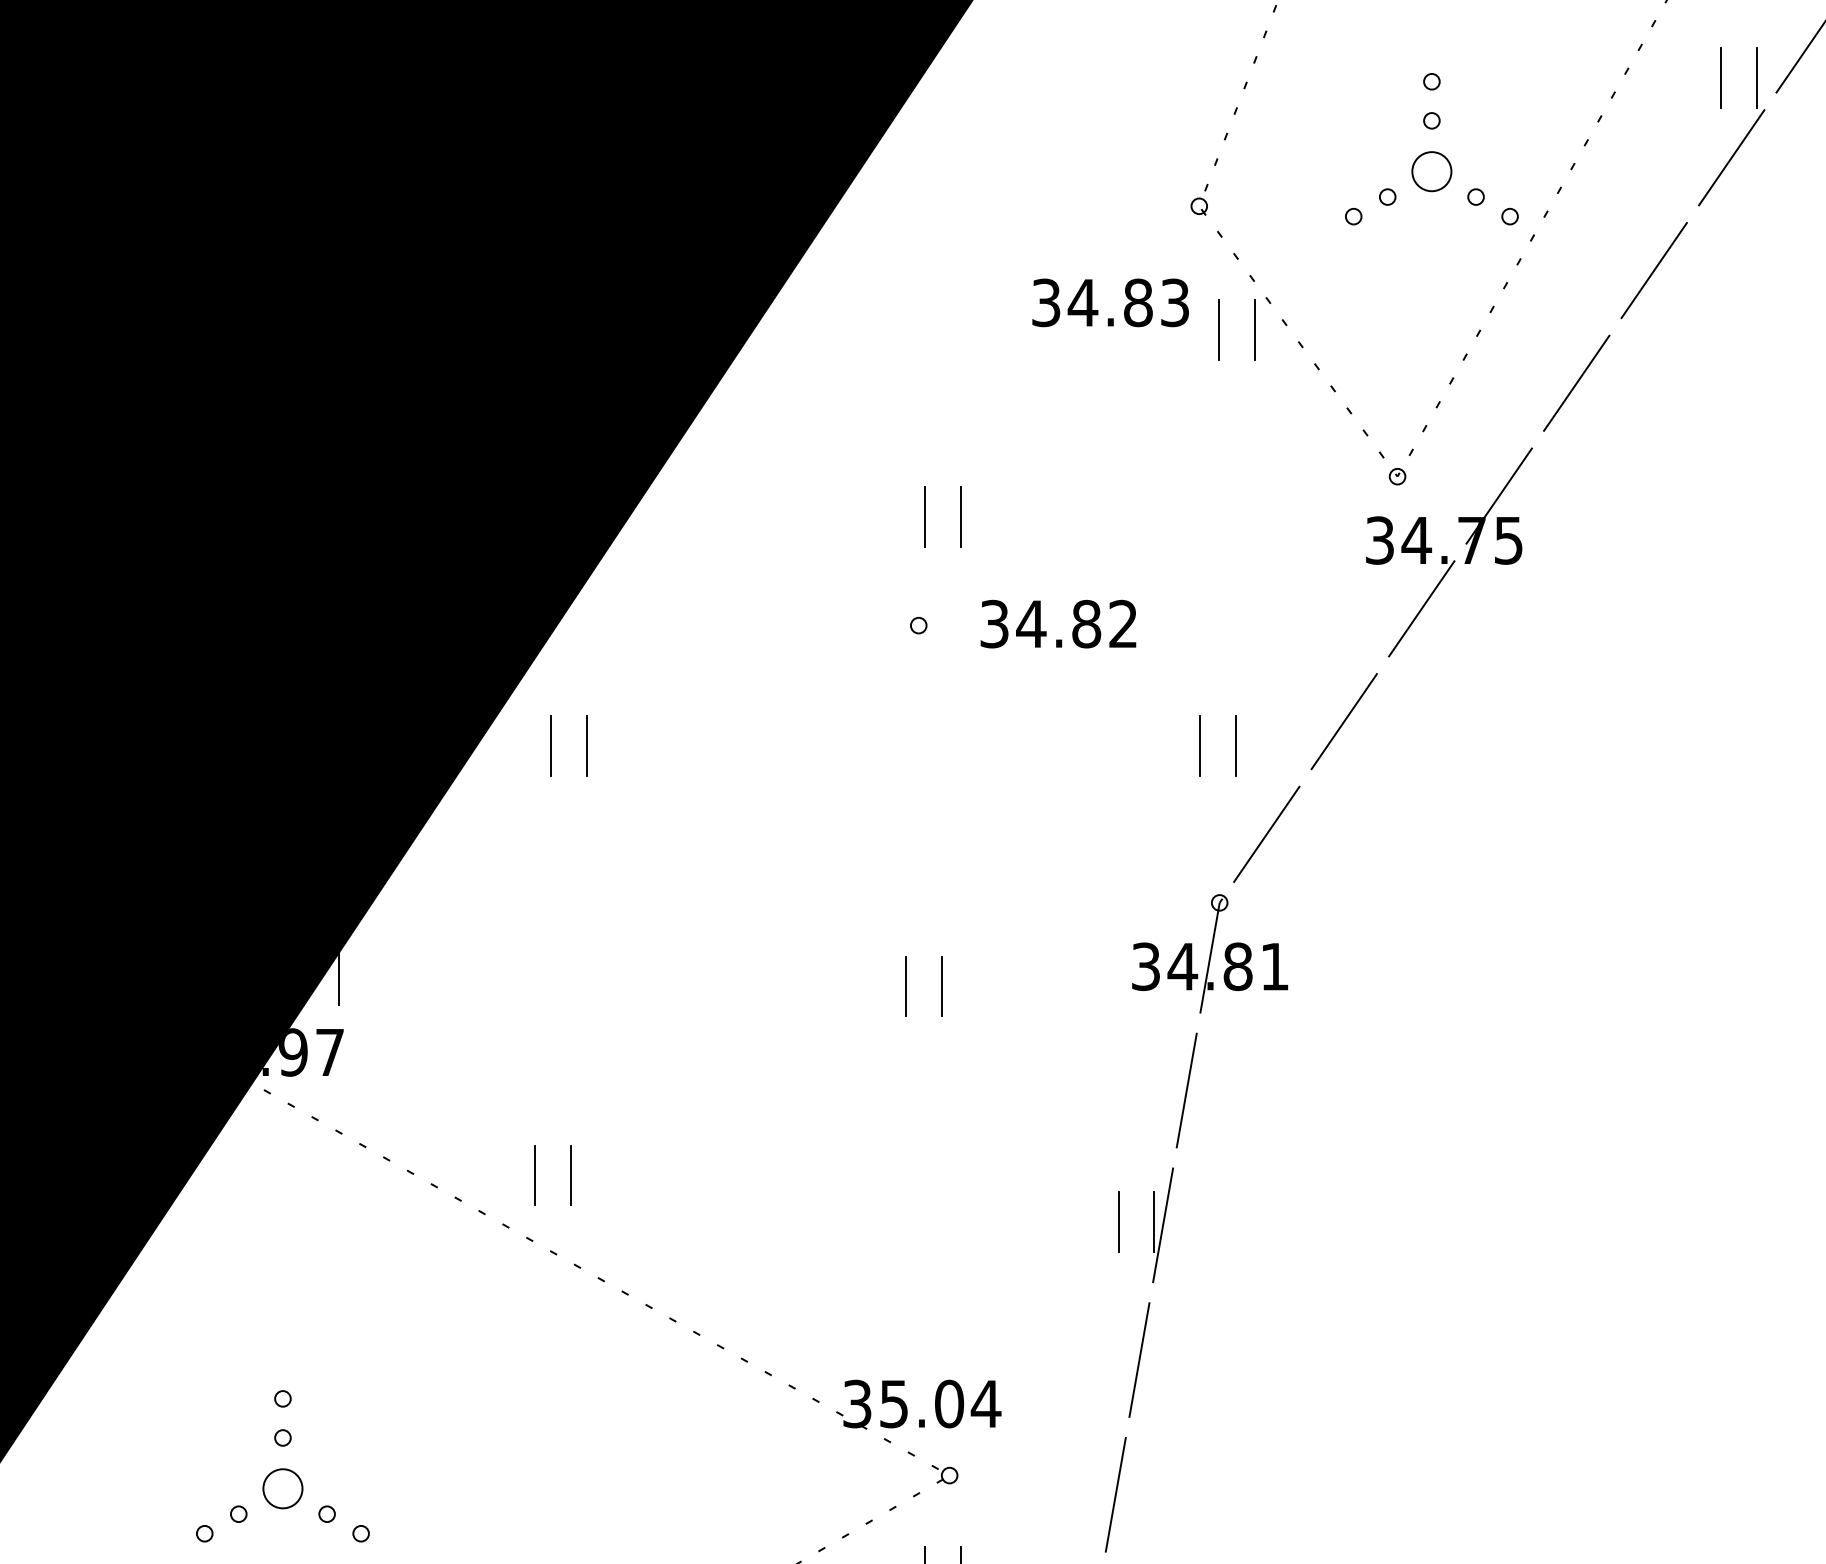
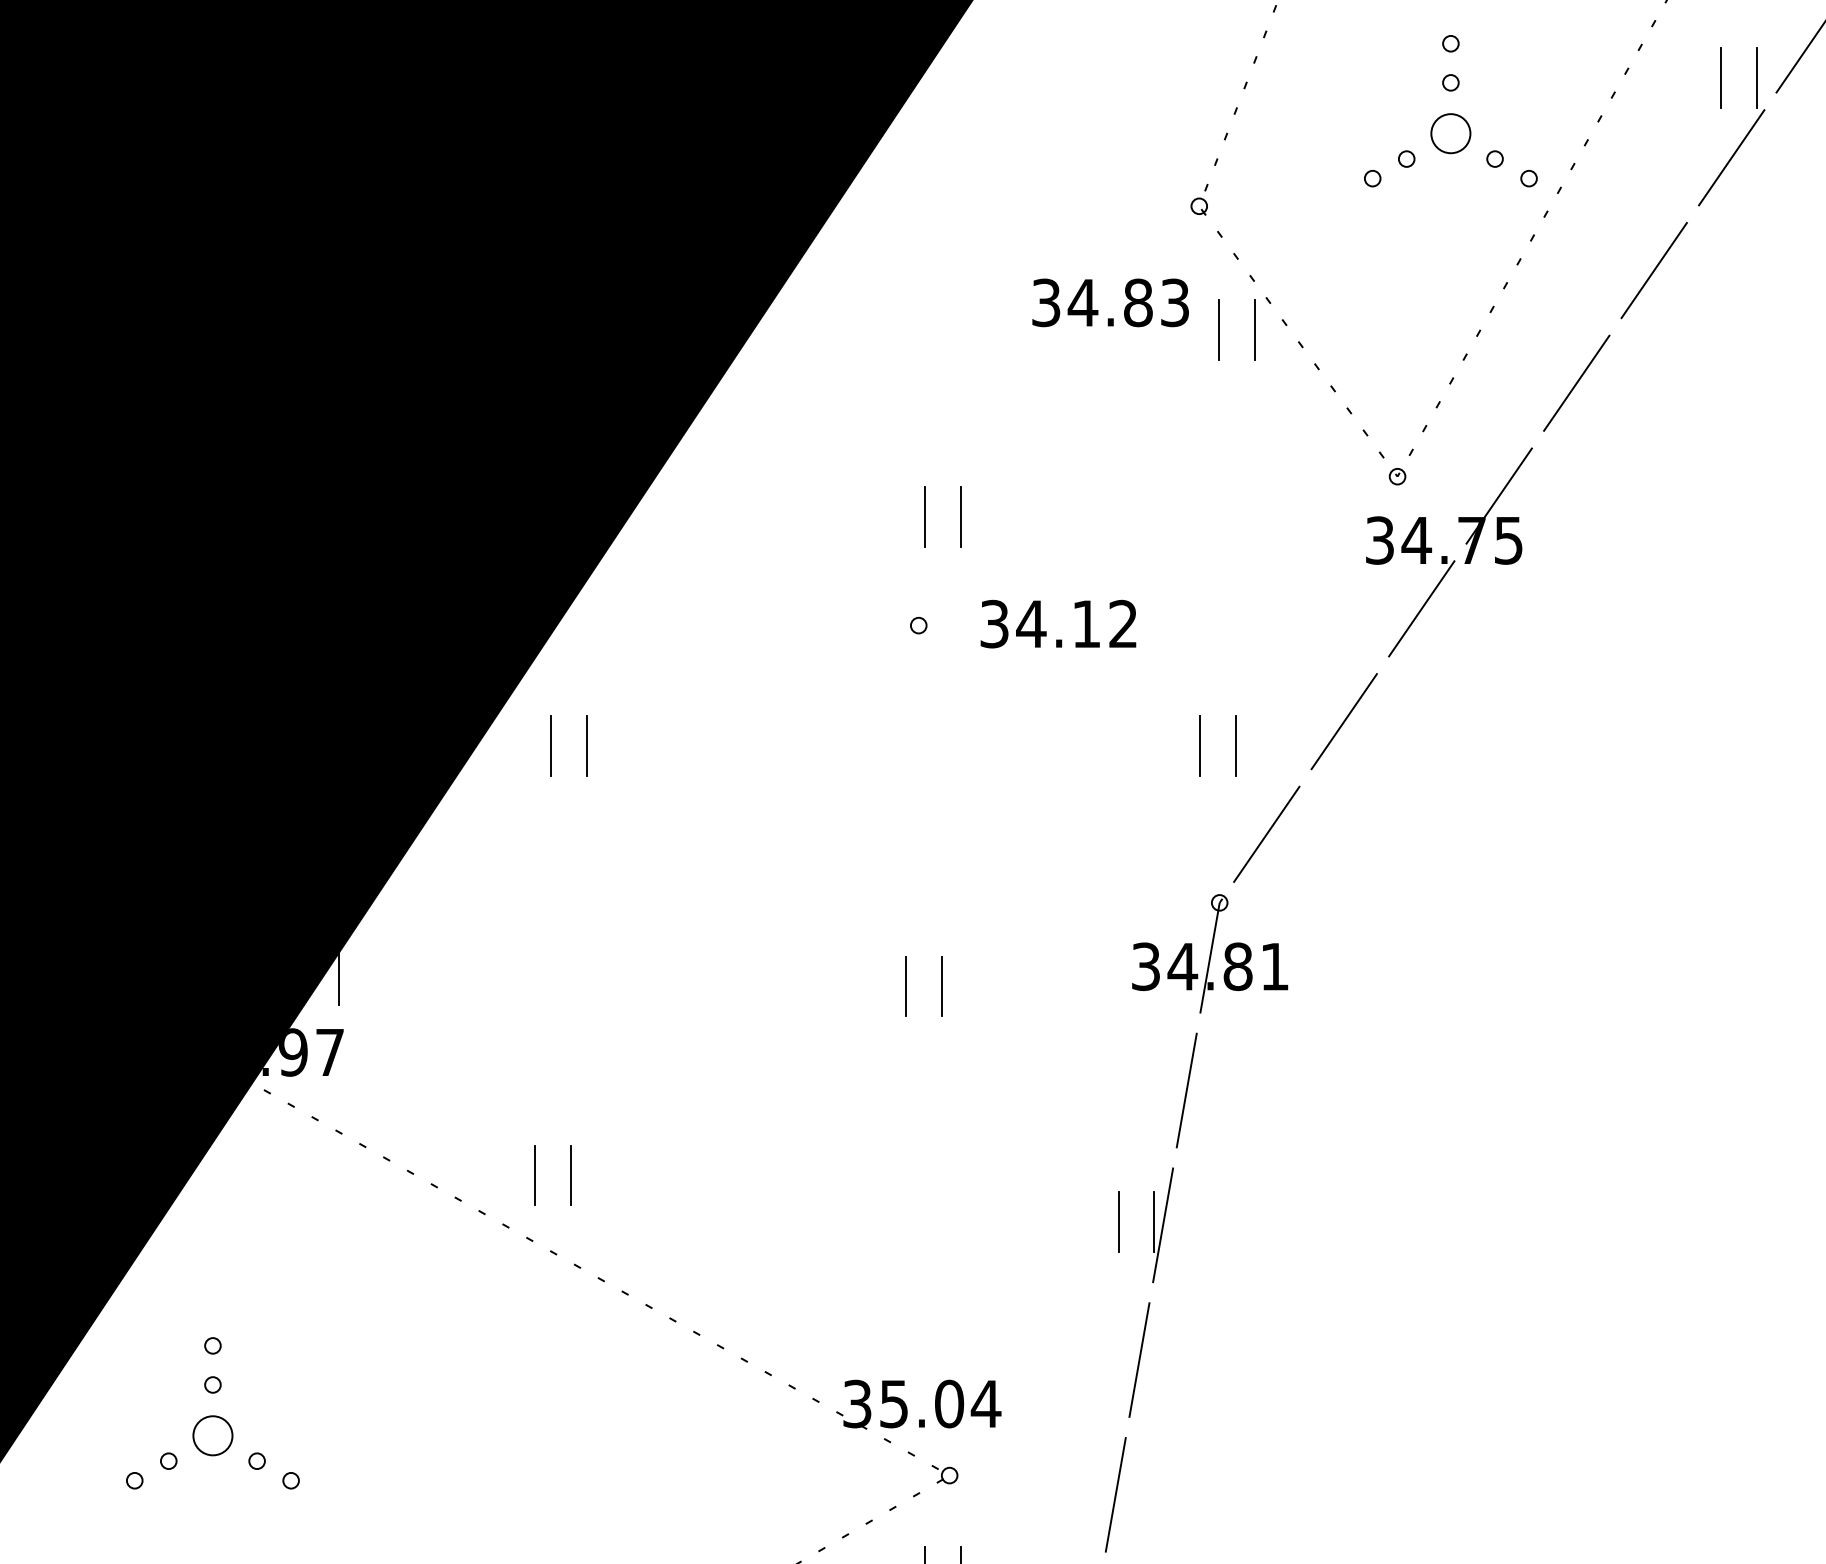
part position: (1431, 149) -> (1450, 111) (1450, 111)
text: 34.82 -> 34.12 (1086, 623)
part position: (282, 1466) -> (212, 1413) (212, 1413)
